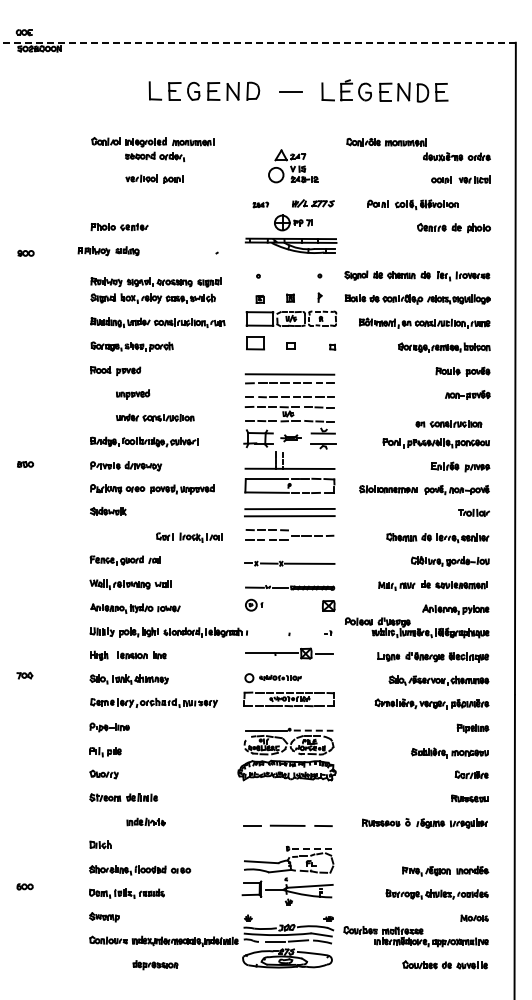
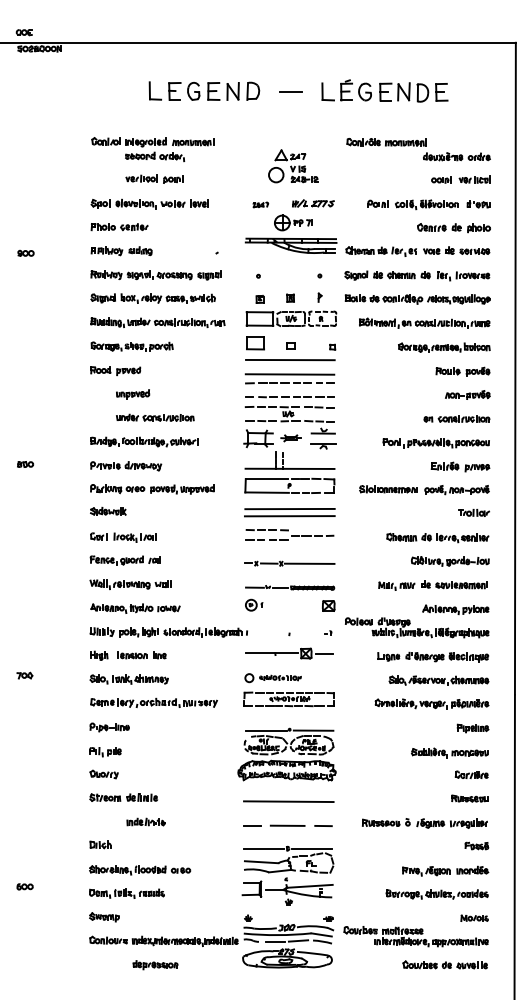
line: dashed -> solid (257, 42)
part: none -> present (149, 203)
part: none -> present (478, 204)
part position: (108, 251) -> (121, 251) (121, 251)
part: none -> present (417, 251)
part position: (155, 282) -> (155, 275) (155, 275)
line: none -> present (290, 359)
part position: (448, 423) -> (456, 418) (456, 418)
part position: (189, 537) -> (123, 537) (123, 537)
line: dashed -> solid (313, 730)
line: none -> present (288, 801)
part: none -> present (476, 845)
line: none -> present (263, 848)
line: dashed -> solid (312, 848)
